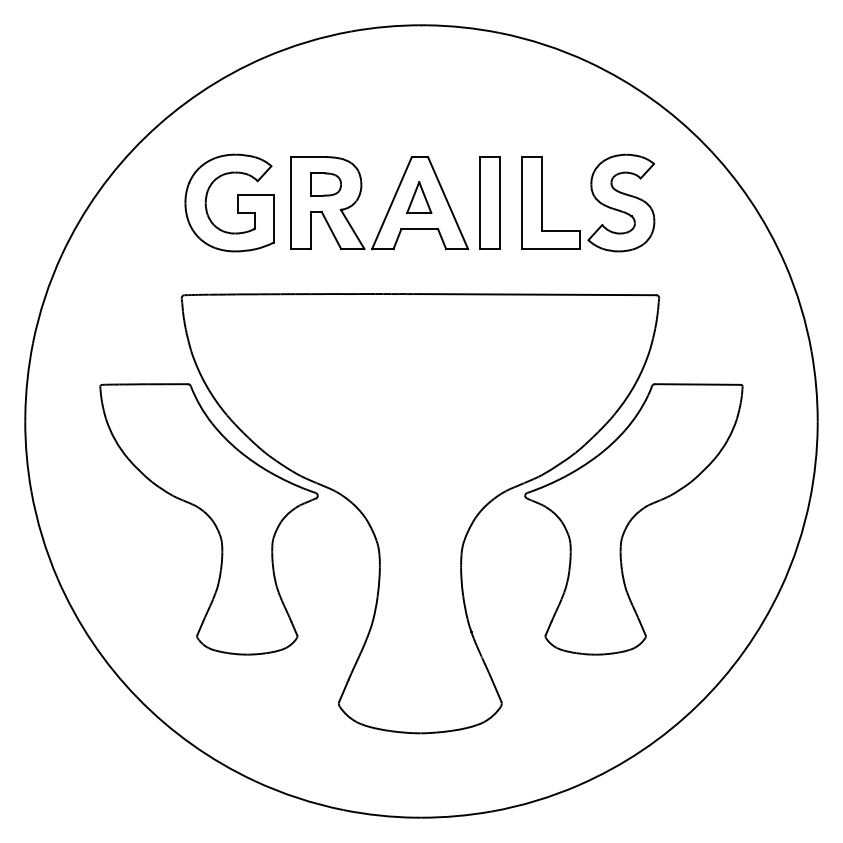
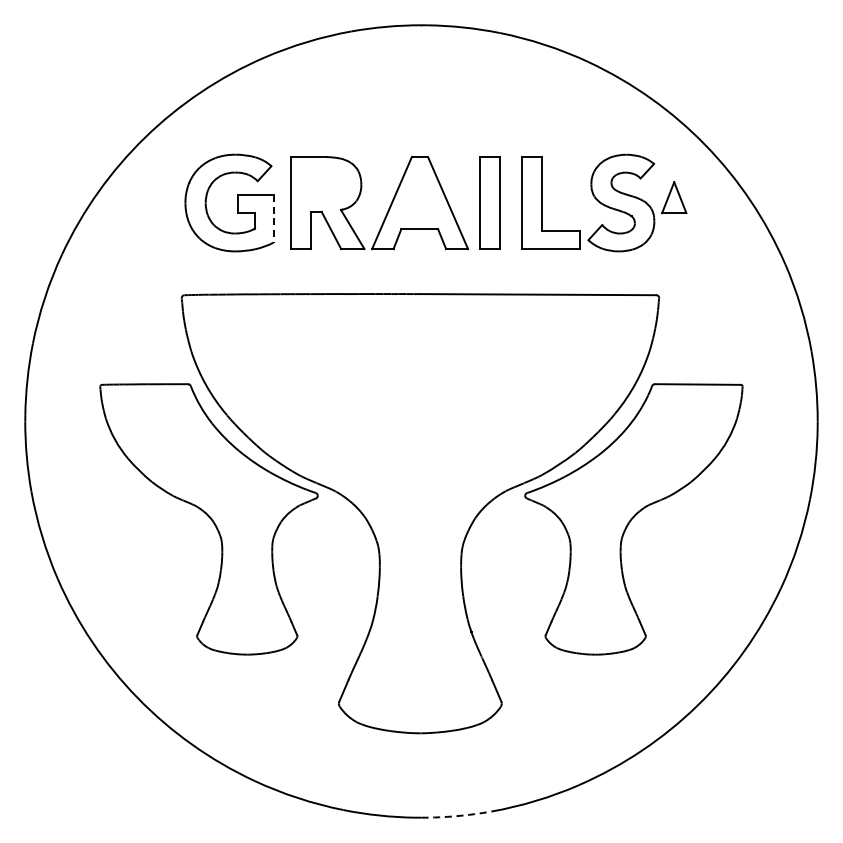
part: present -> none (325, 184)
part position: (419, 197) -> (674, 197) (674, 197)
line: solid -> dashed (273, 218)
arc: solid -> dashed (456, 816)
